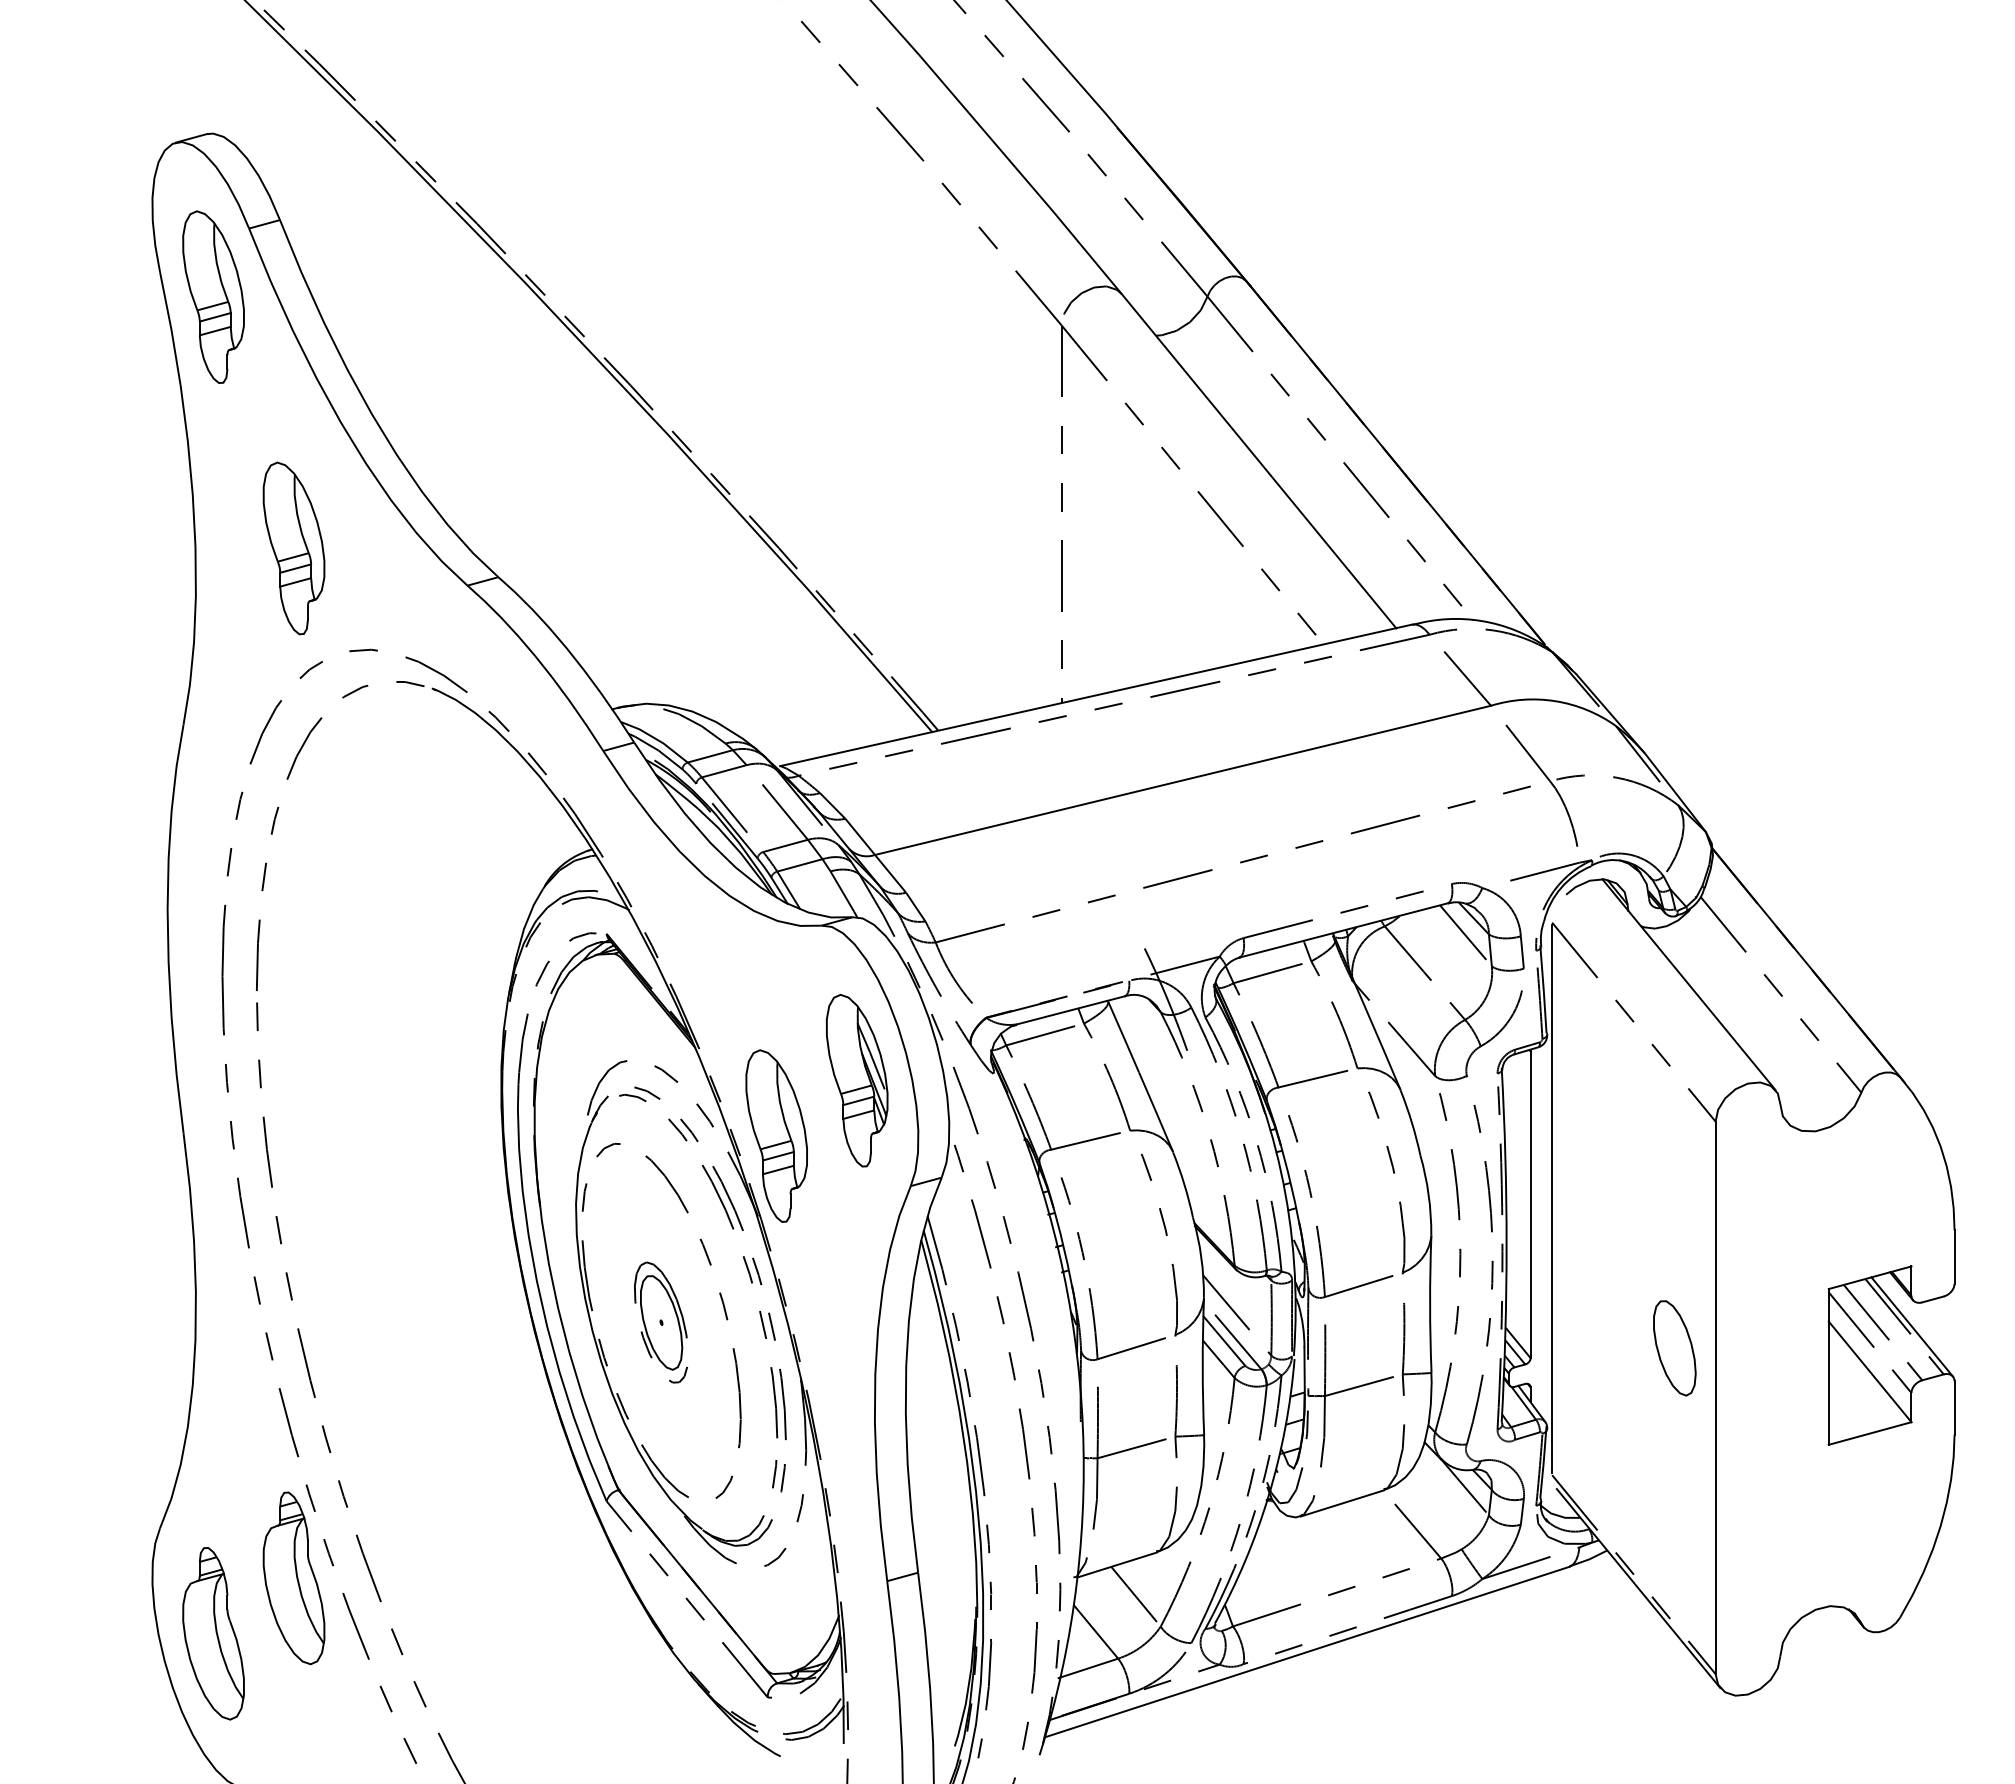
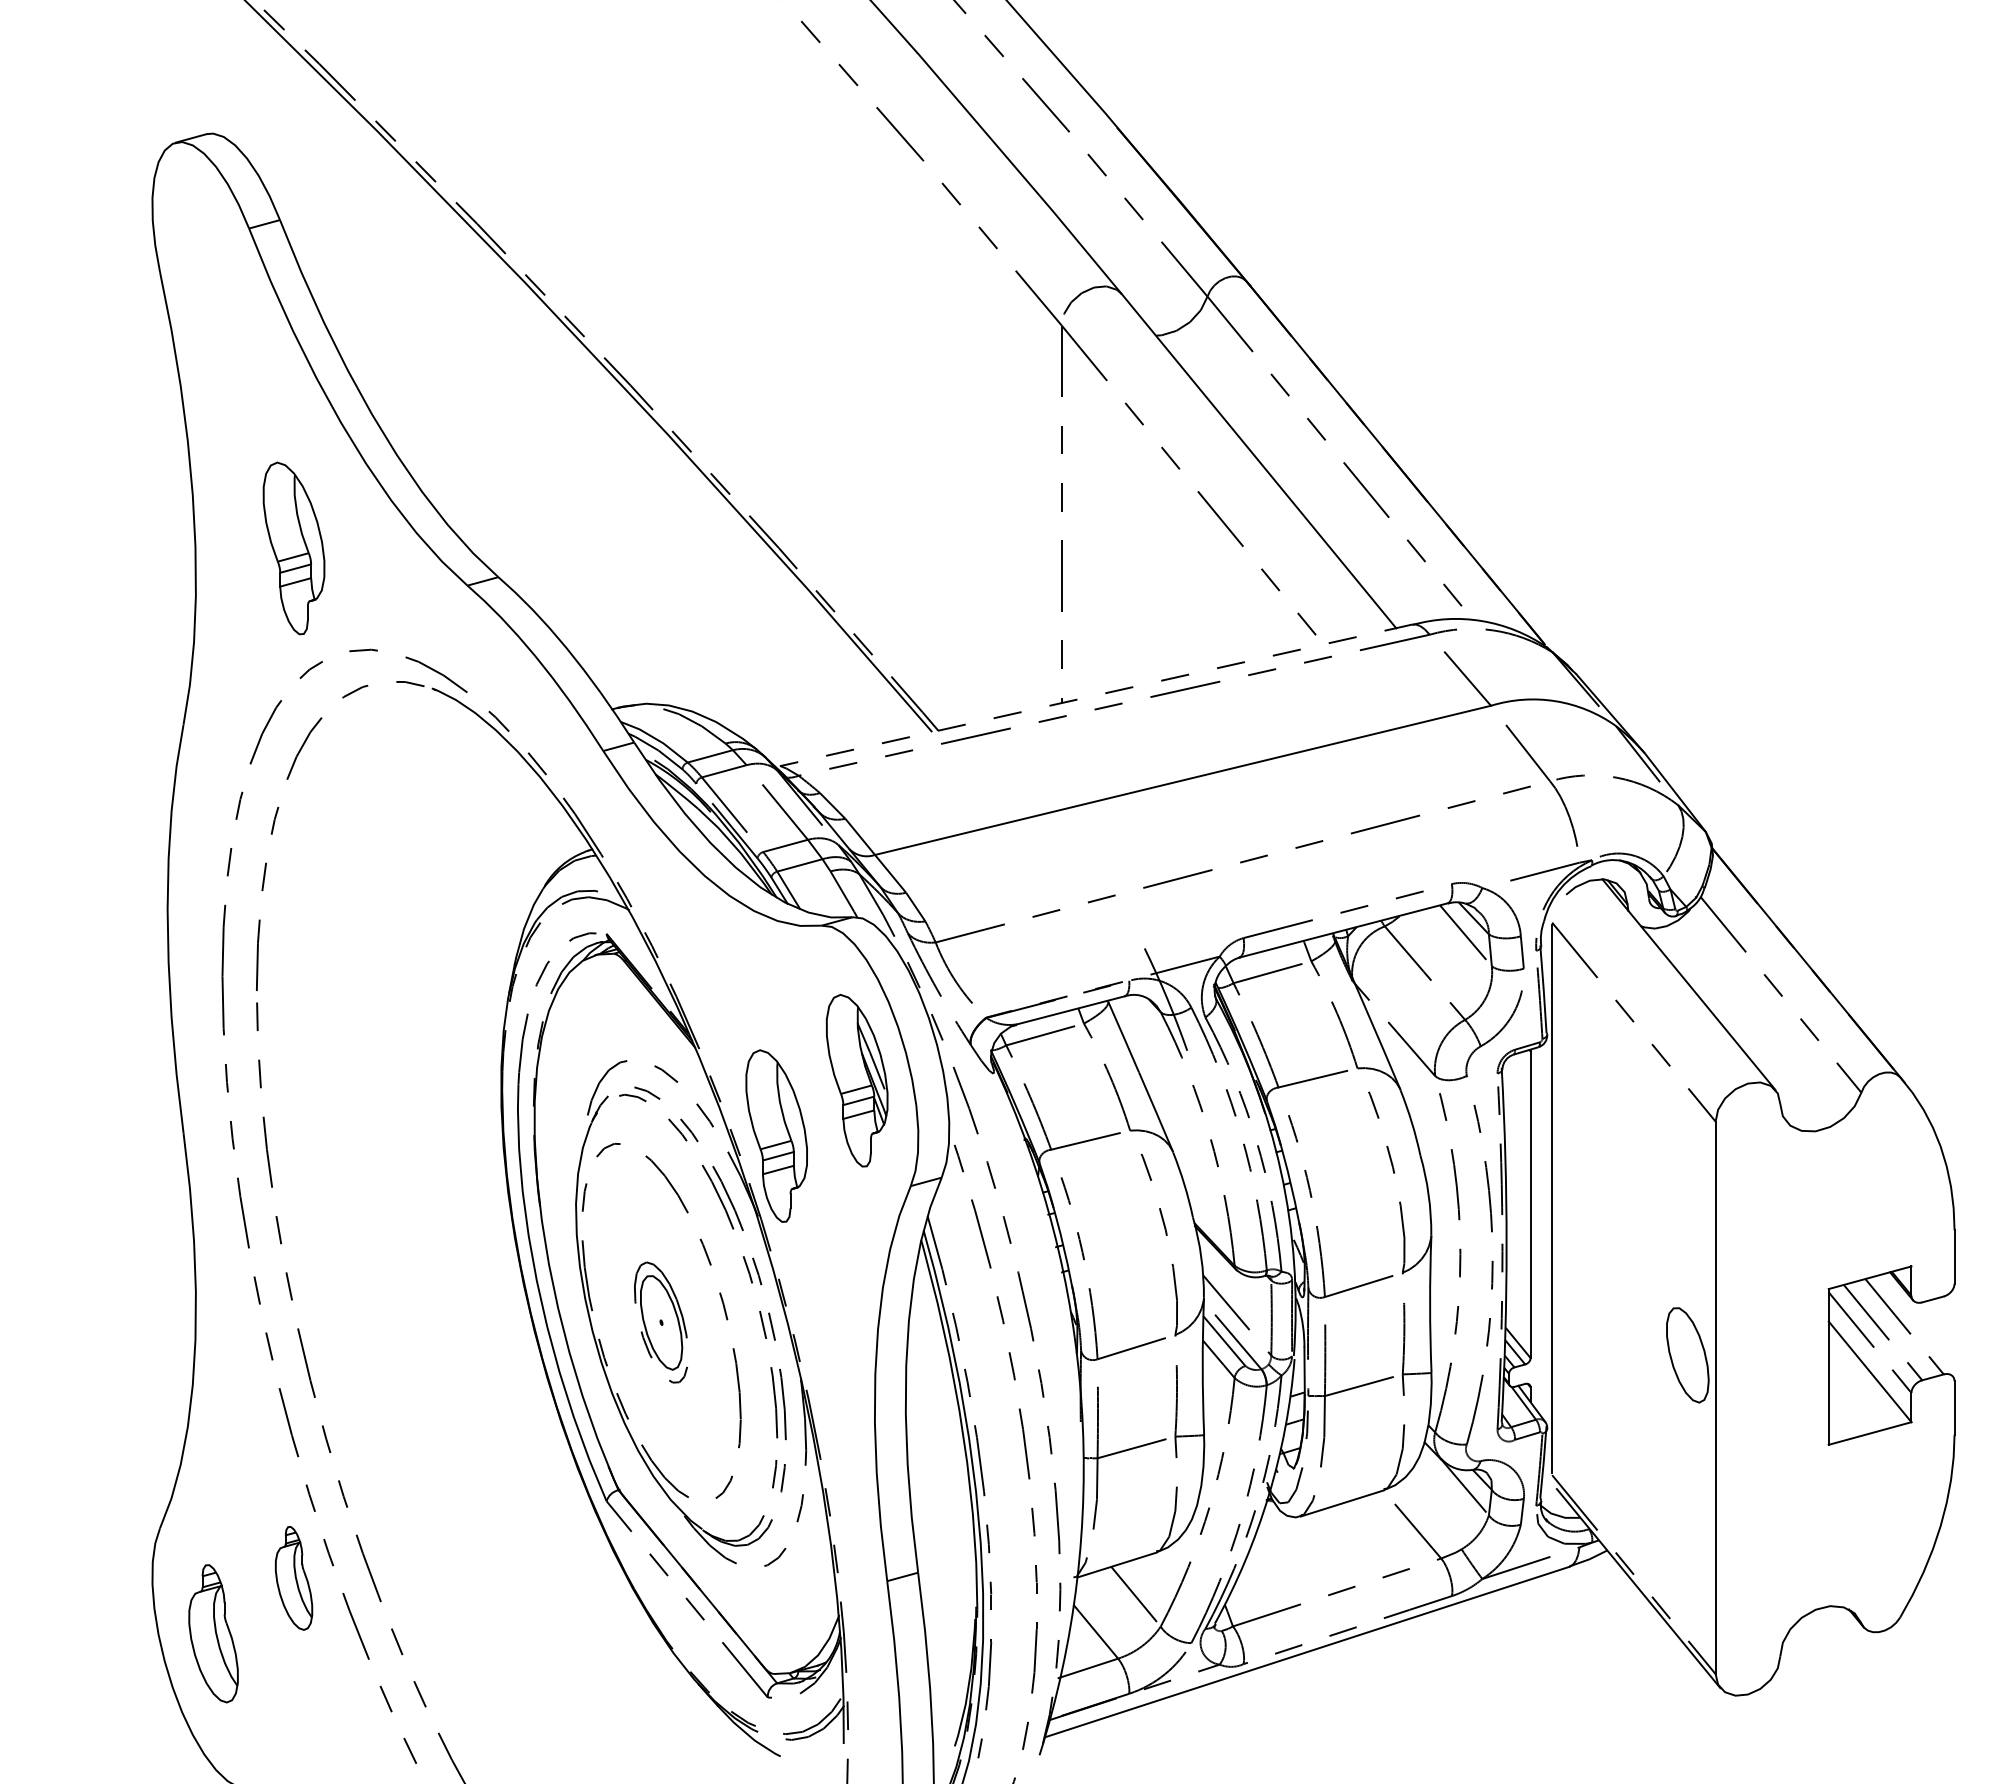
part: present -> none (213, 296)
line: solid -> dashed (1095, 695)
line: present -> none (1911, 1326)
part position: (1674, 1348) -> (1687, 1355) (1687, 1355)
part size: 64x175 px -> 40x105 px (293, 1578)
part size: 63x174 px -> 51x140 px (213, 1633)
